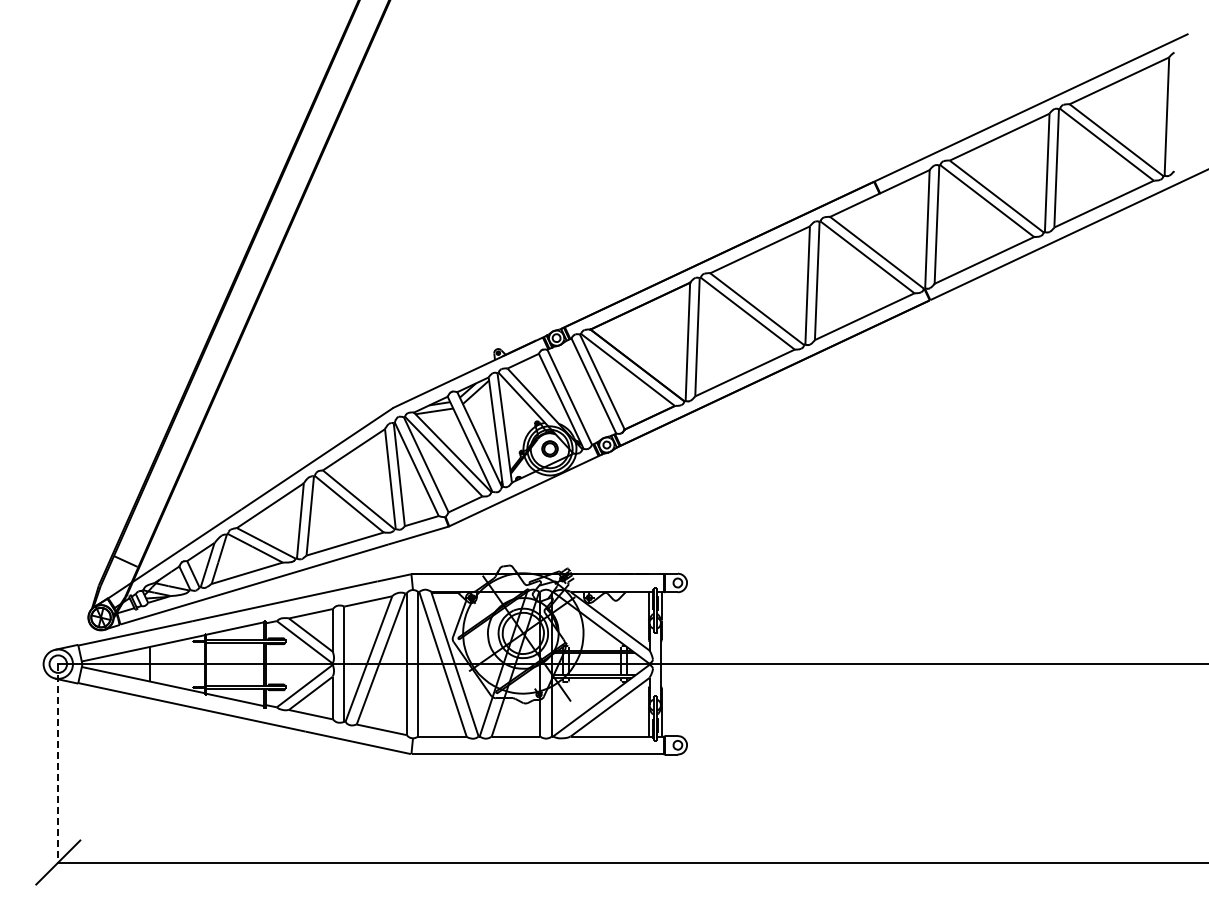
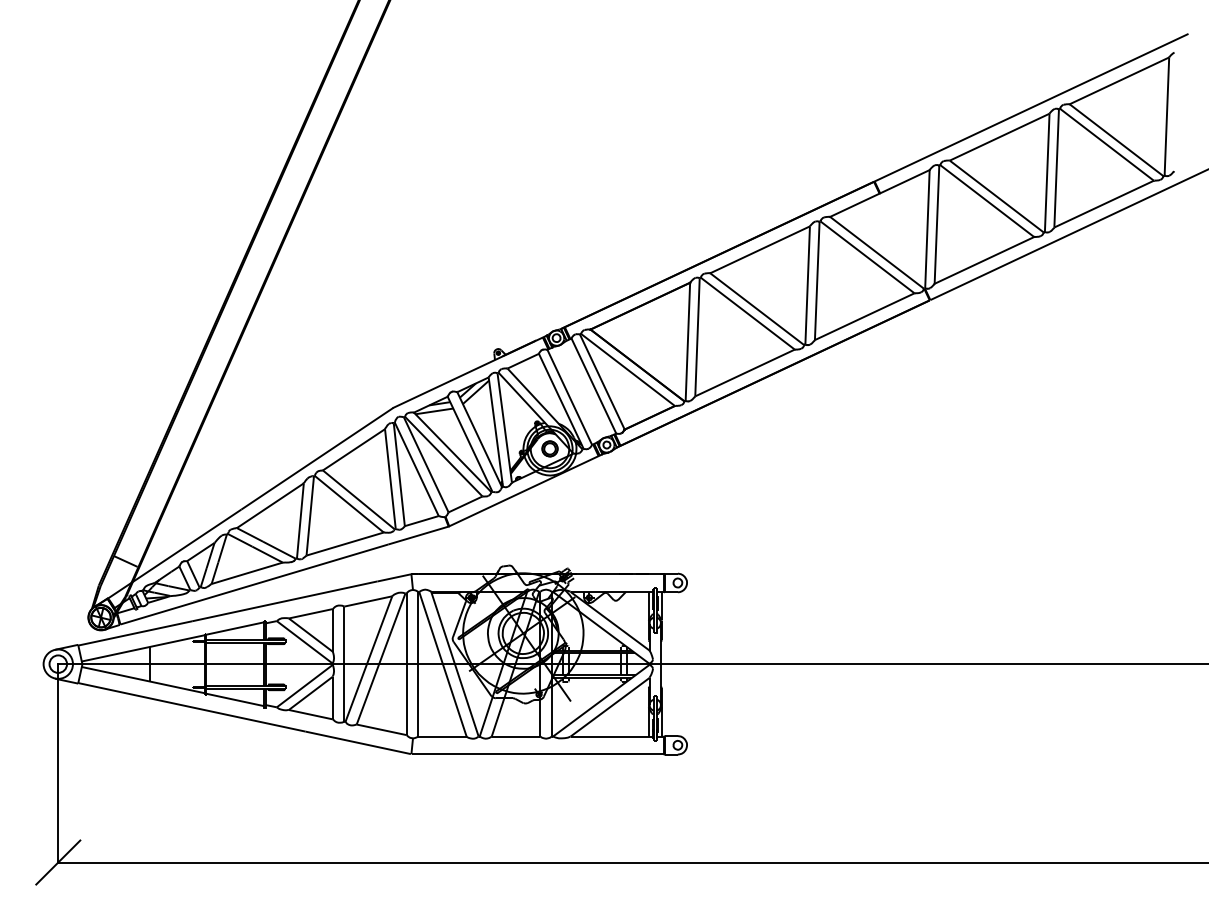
line: dashed -> solid (58, 763)
